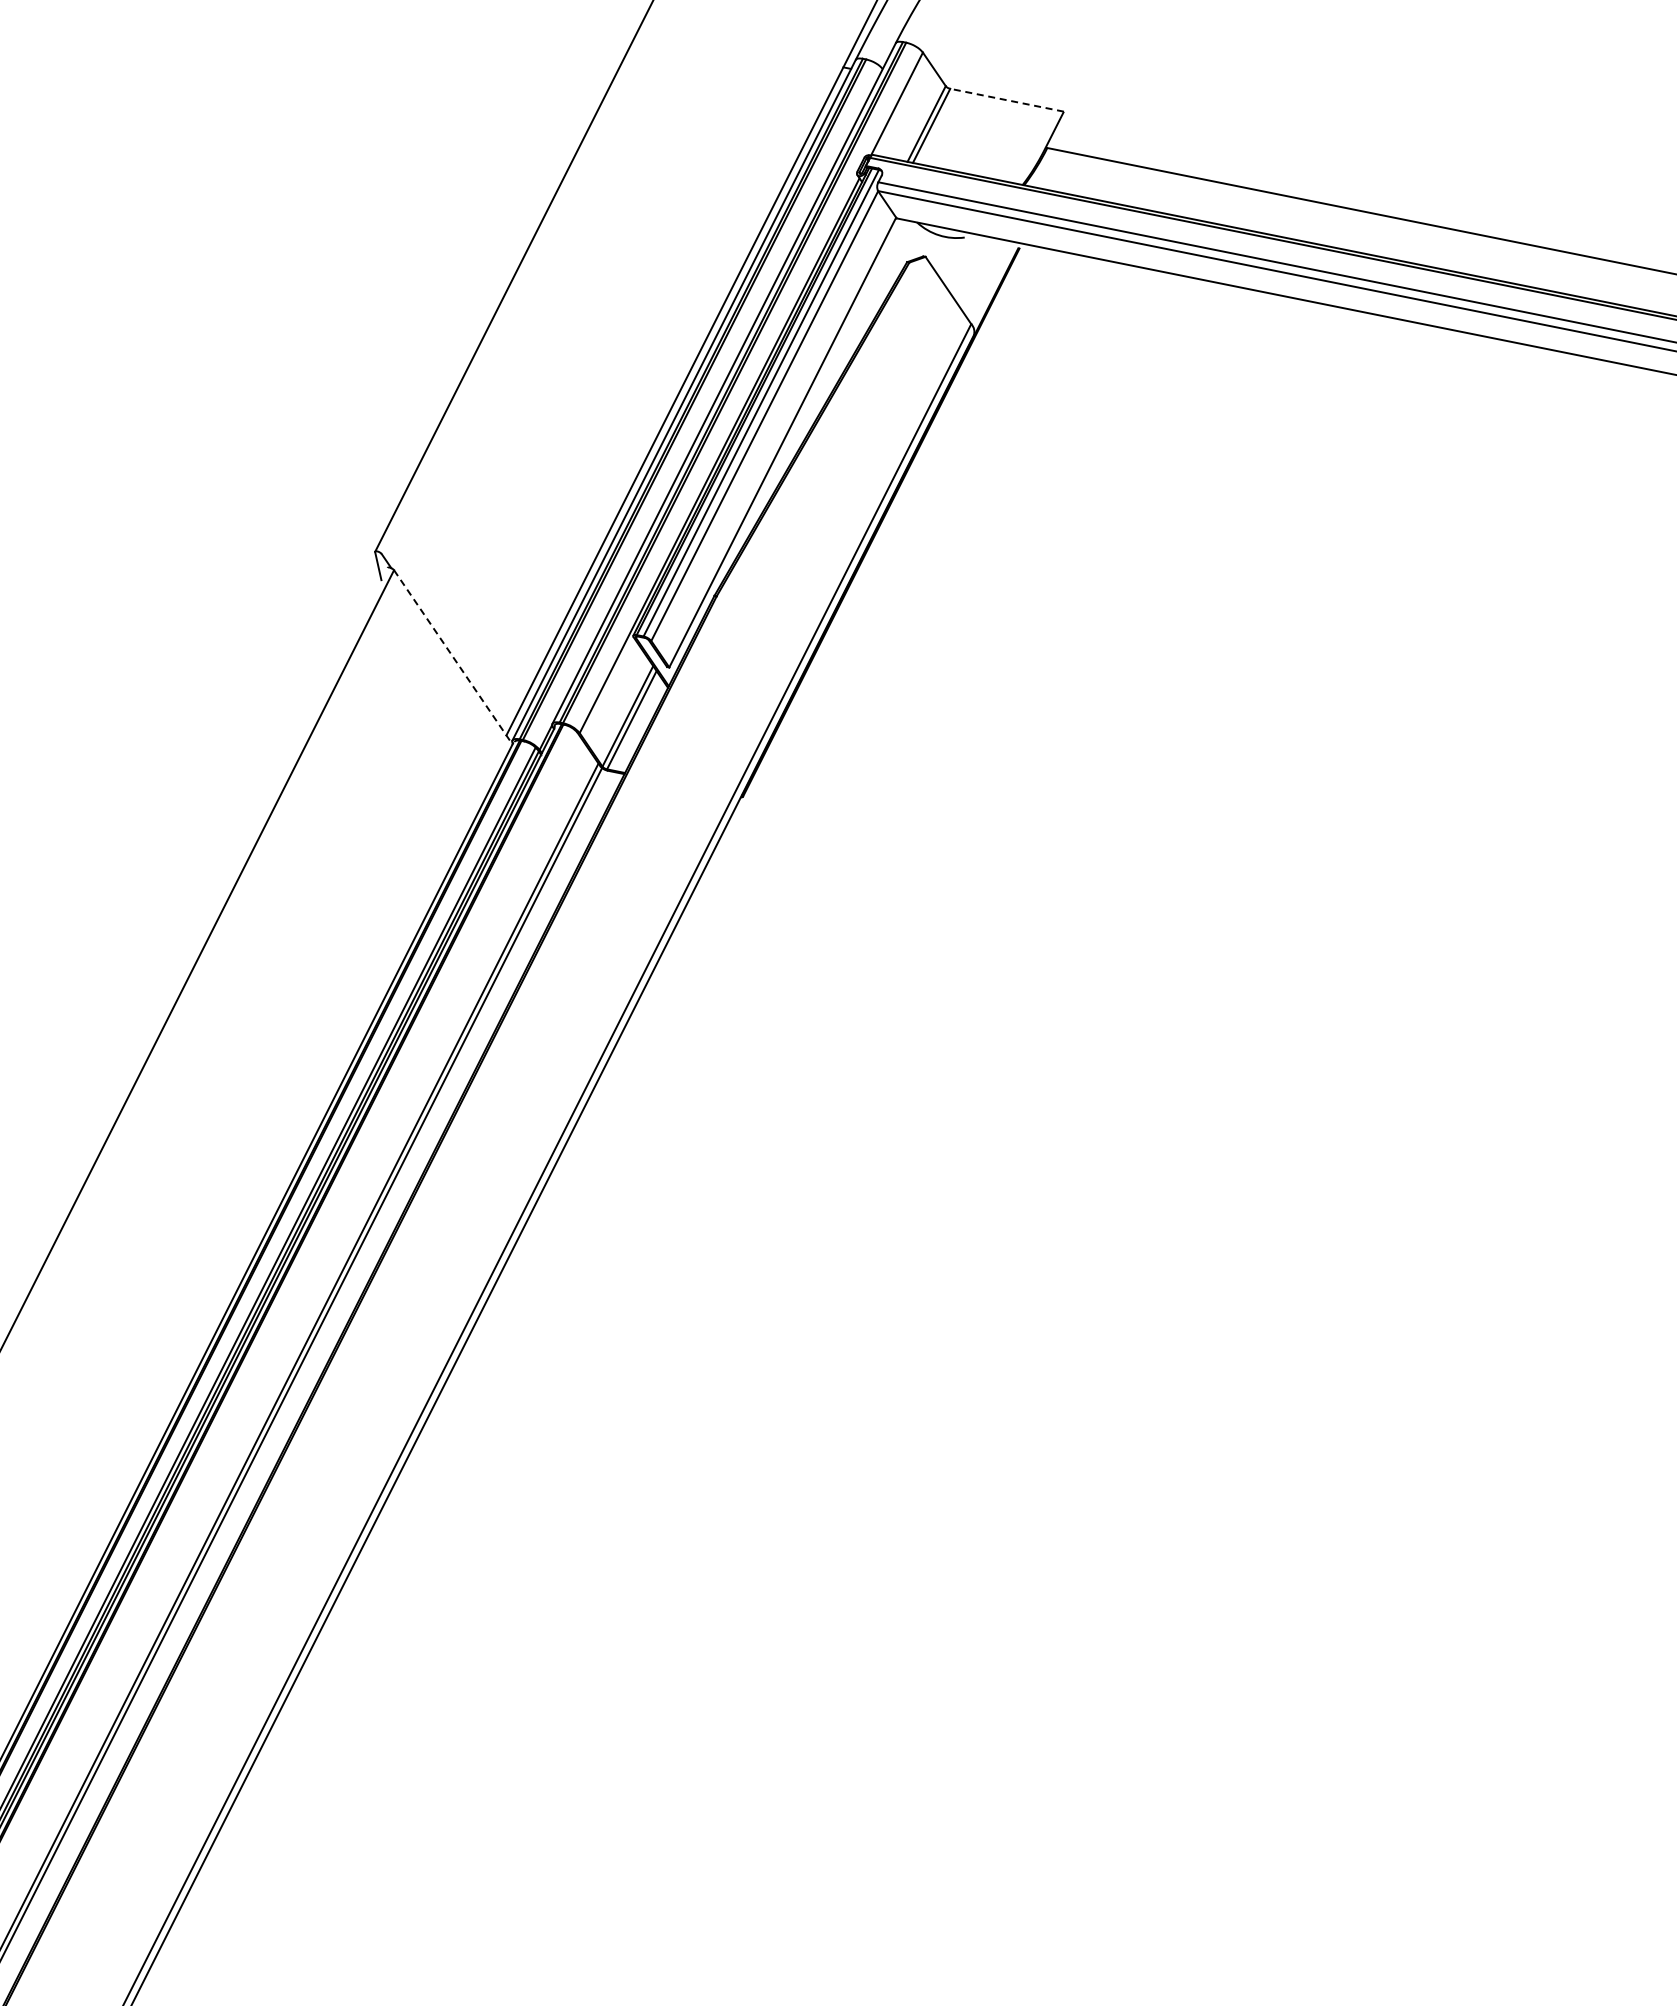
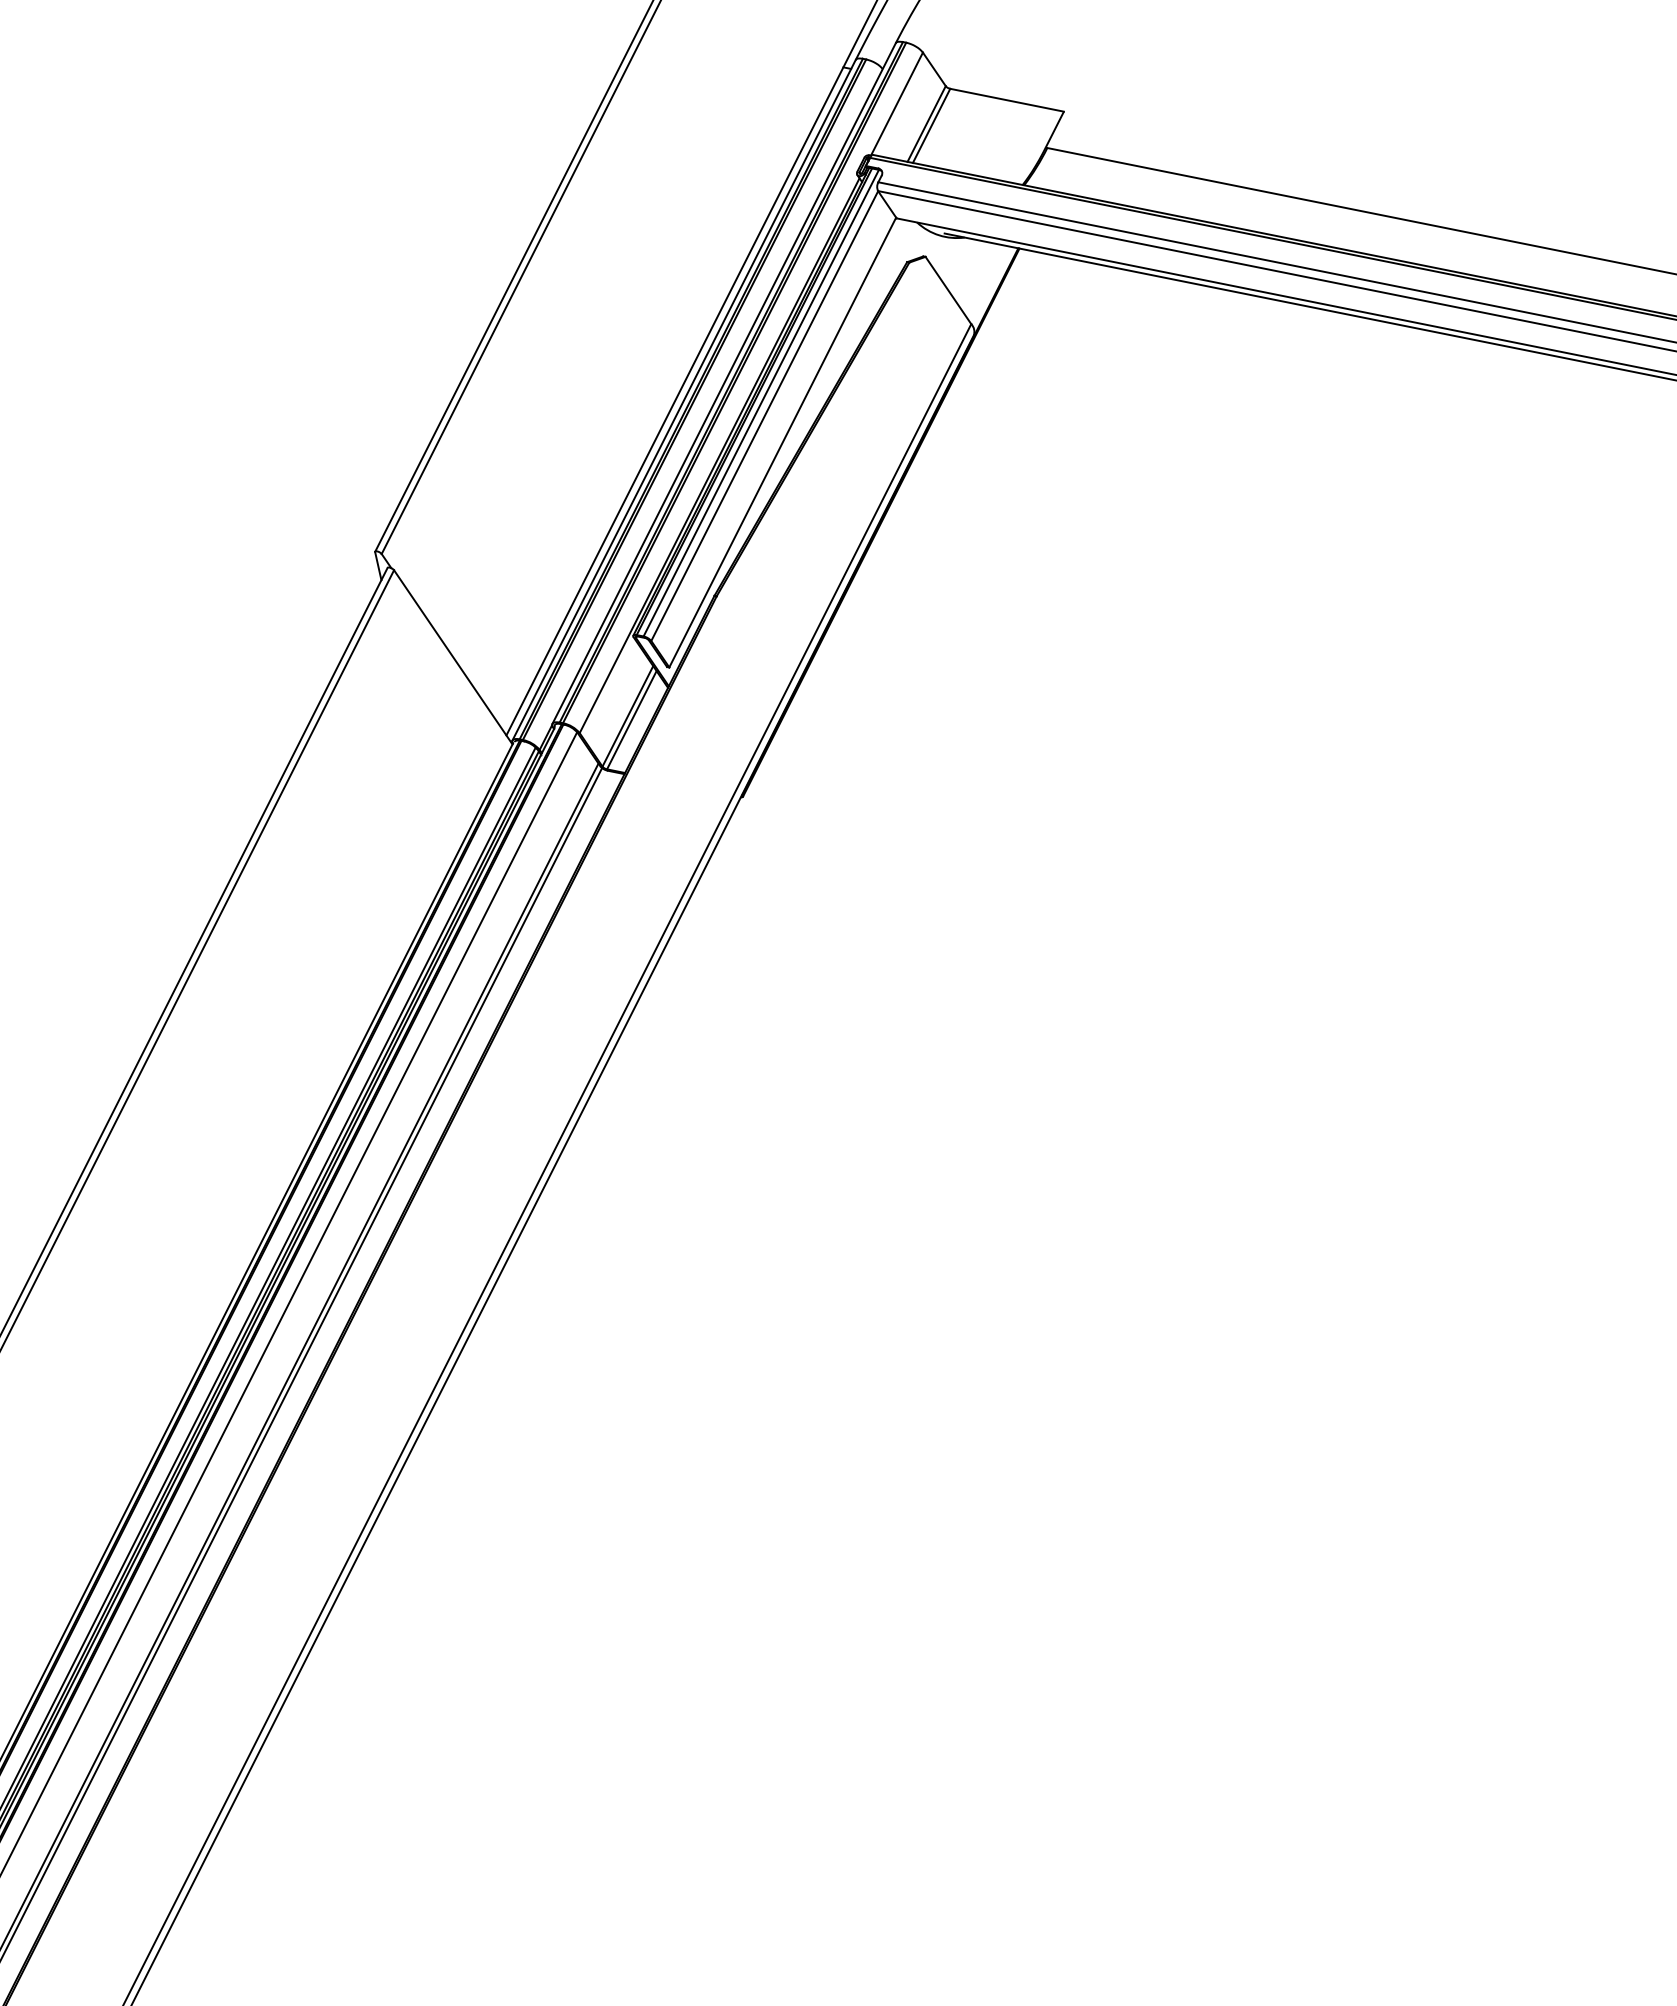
line: dashed -> solid (1007, 100)
line: none -> present (520, 278)
line: none -> present (1308, 306)
line: dashed -> solid (453, 657)
line: none -> present (194, 949)
line: none -> present (289, 1301)
